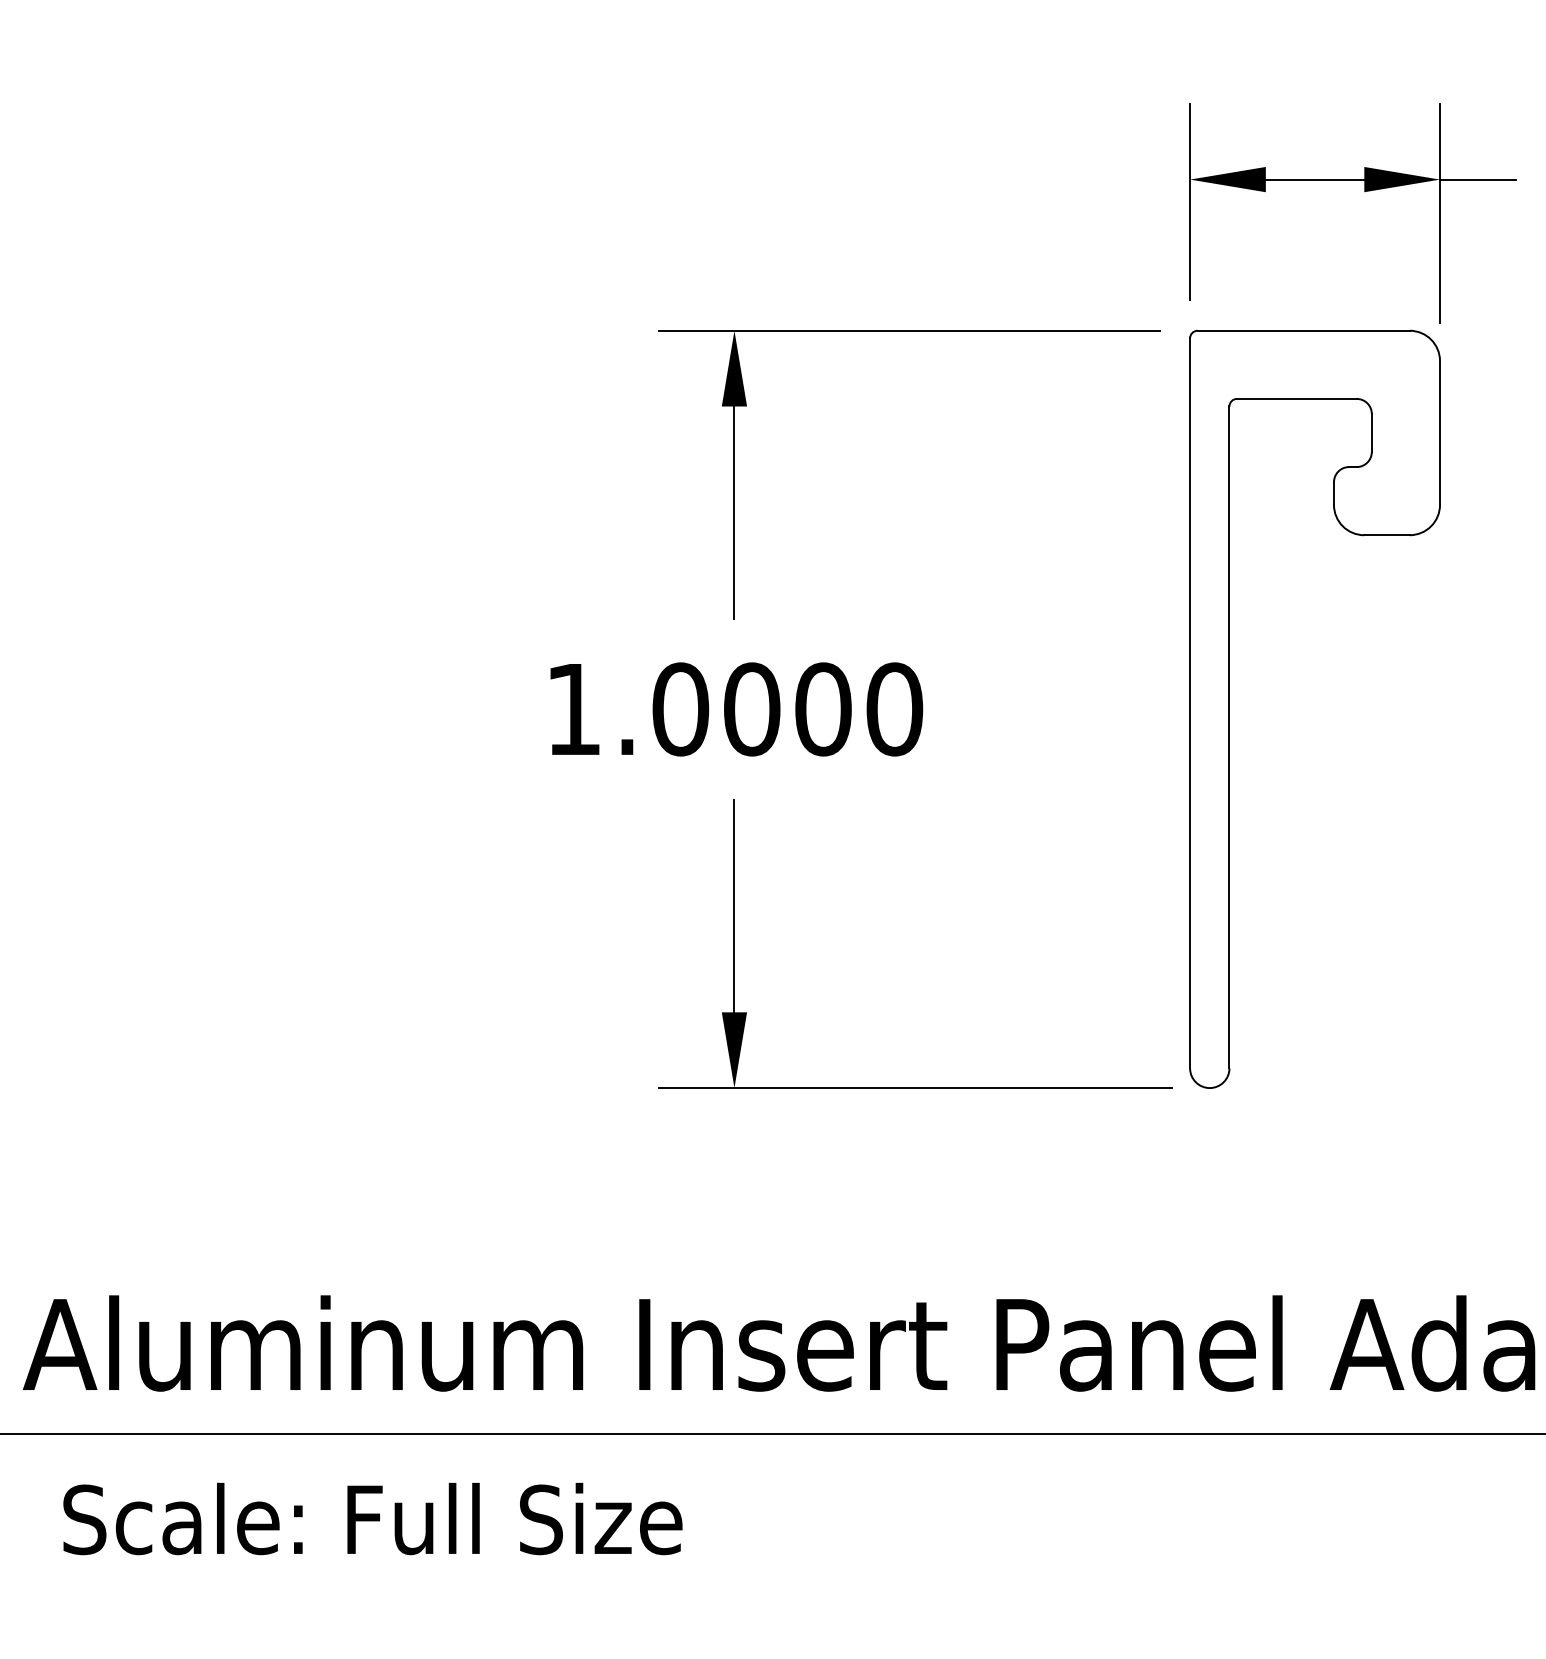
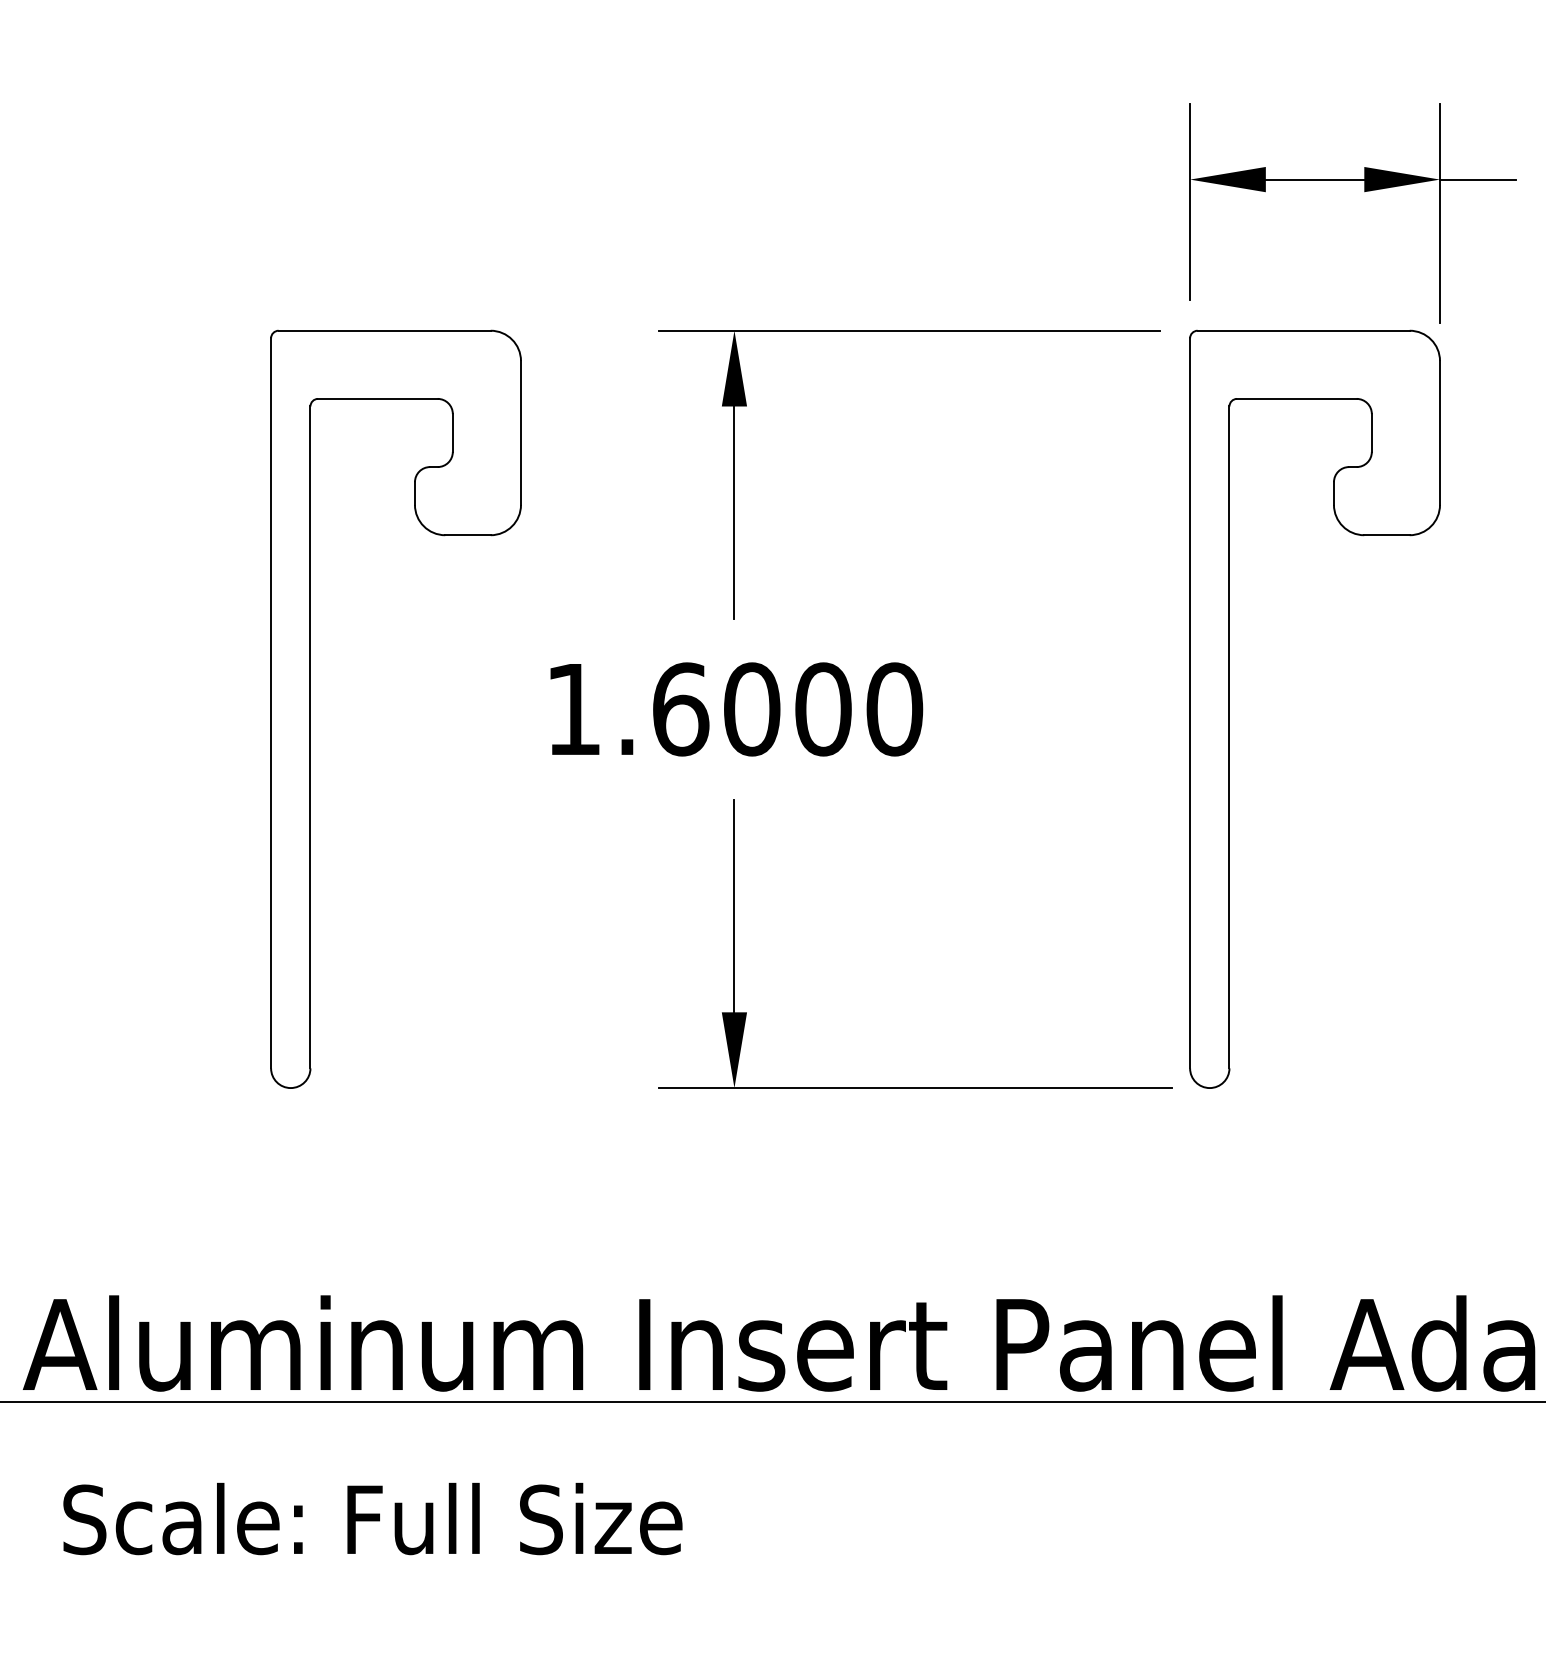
part: none -> present (310, 708)
text: 1.0000 -> 1.6000 (680, 709)
line position: (772, 1433) -> (772, 1401) (772, 1401)
